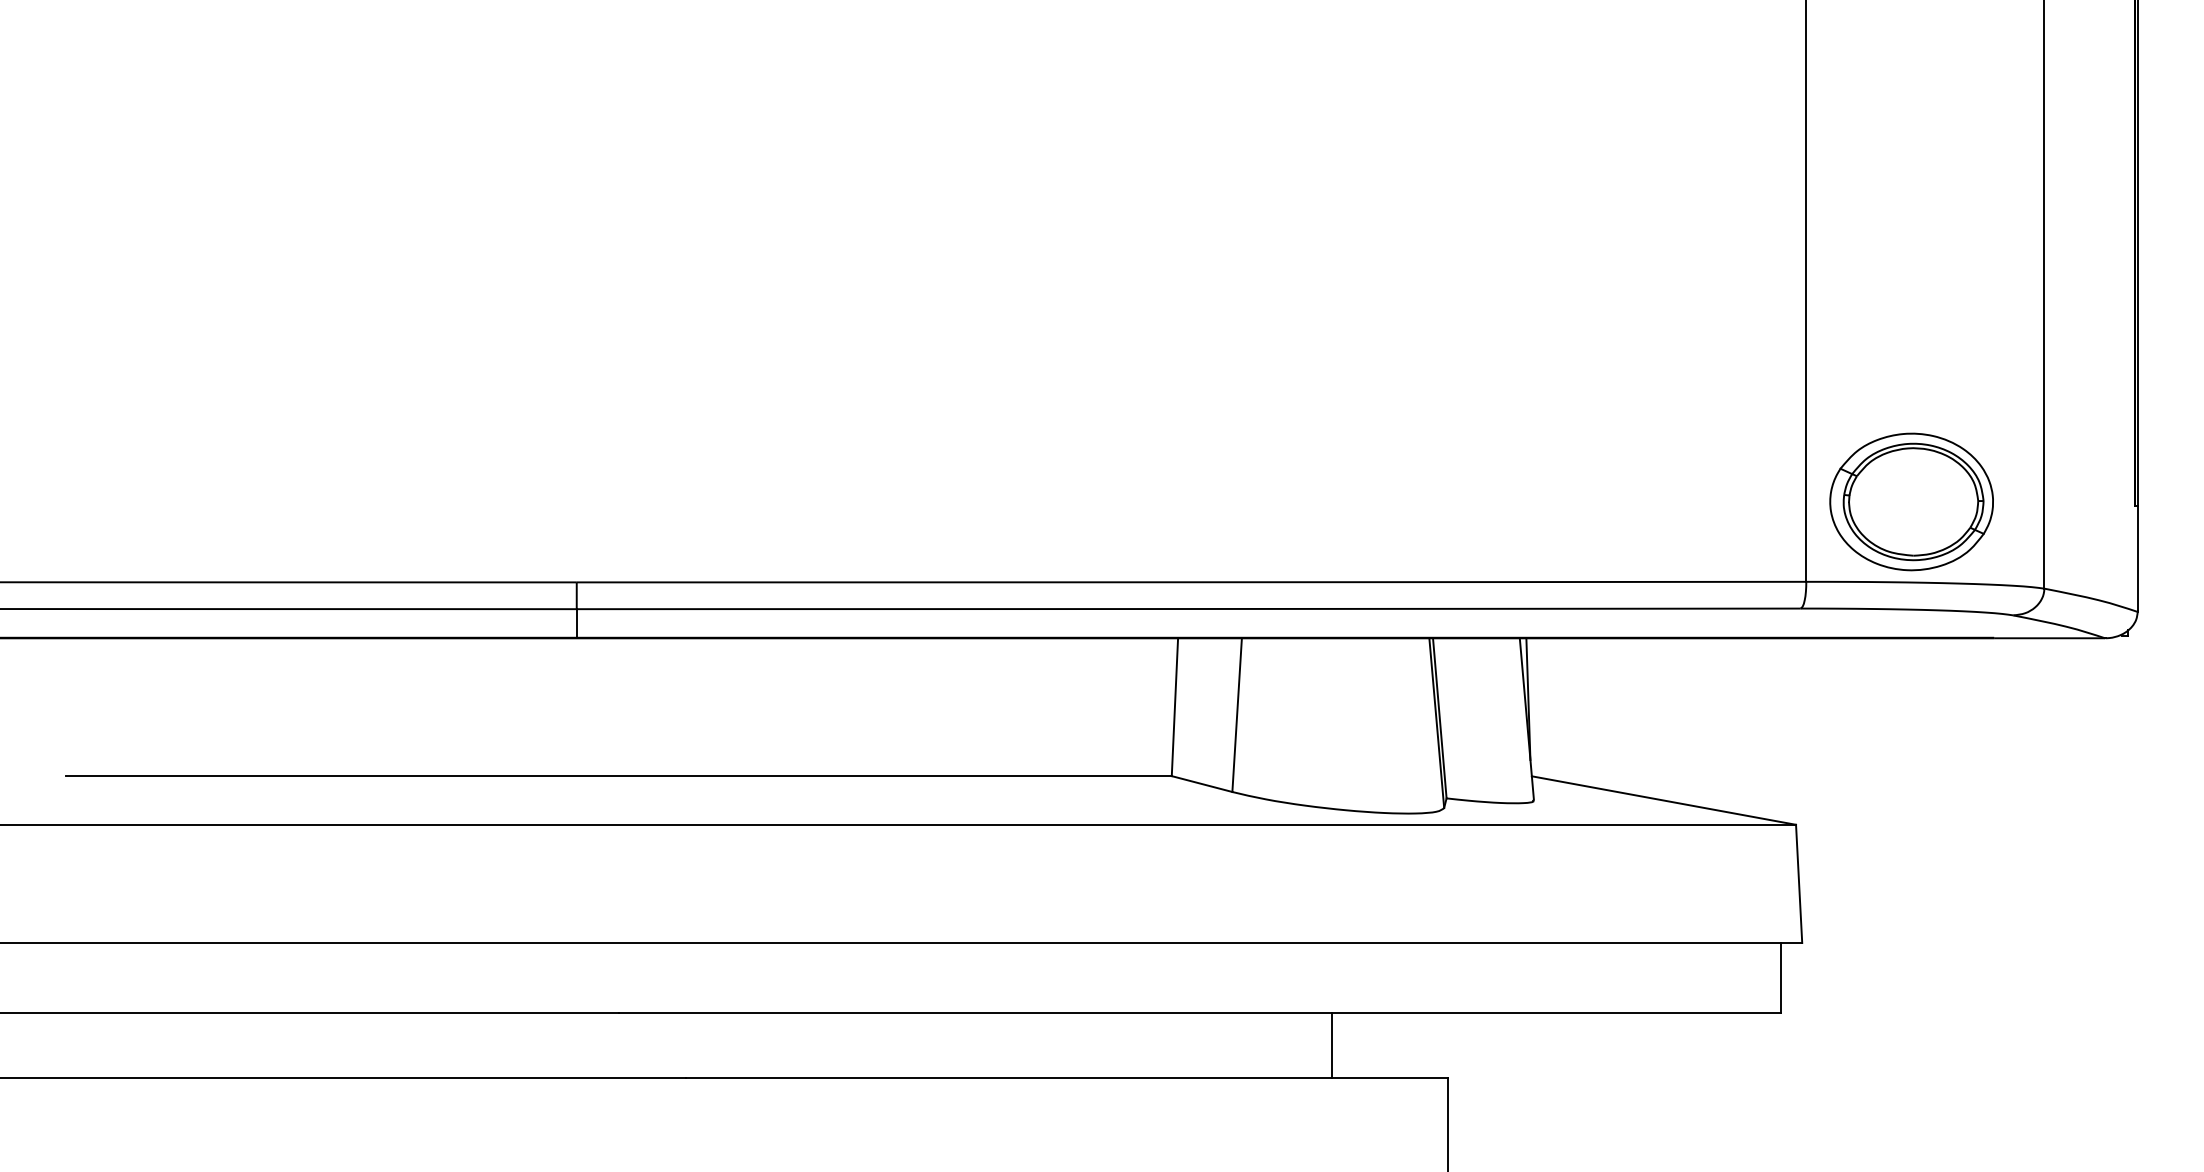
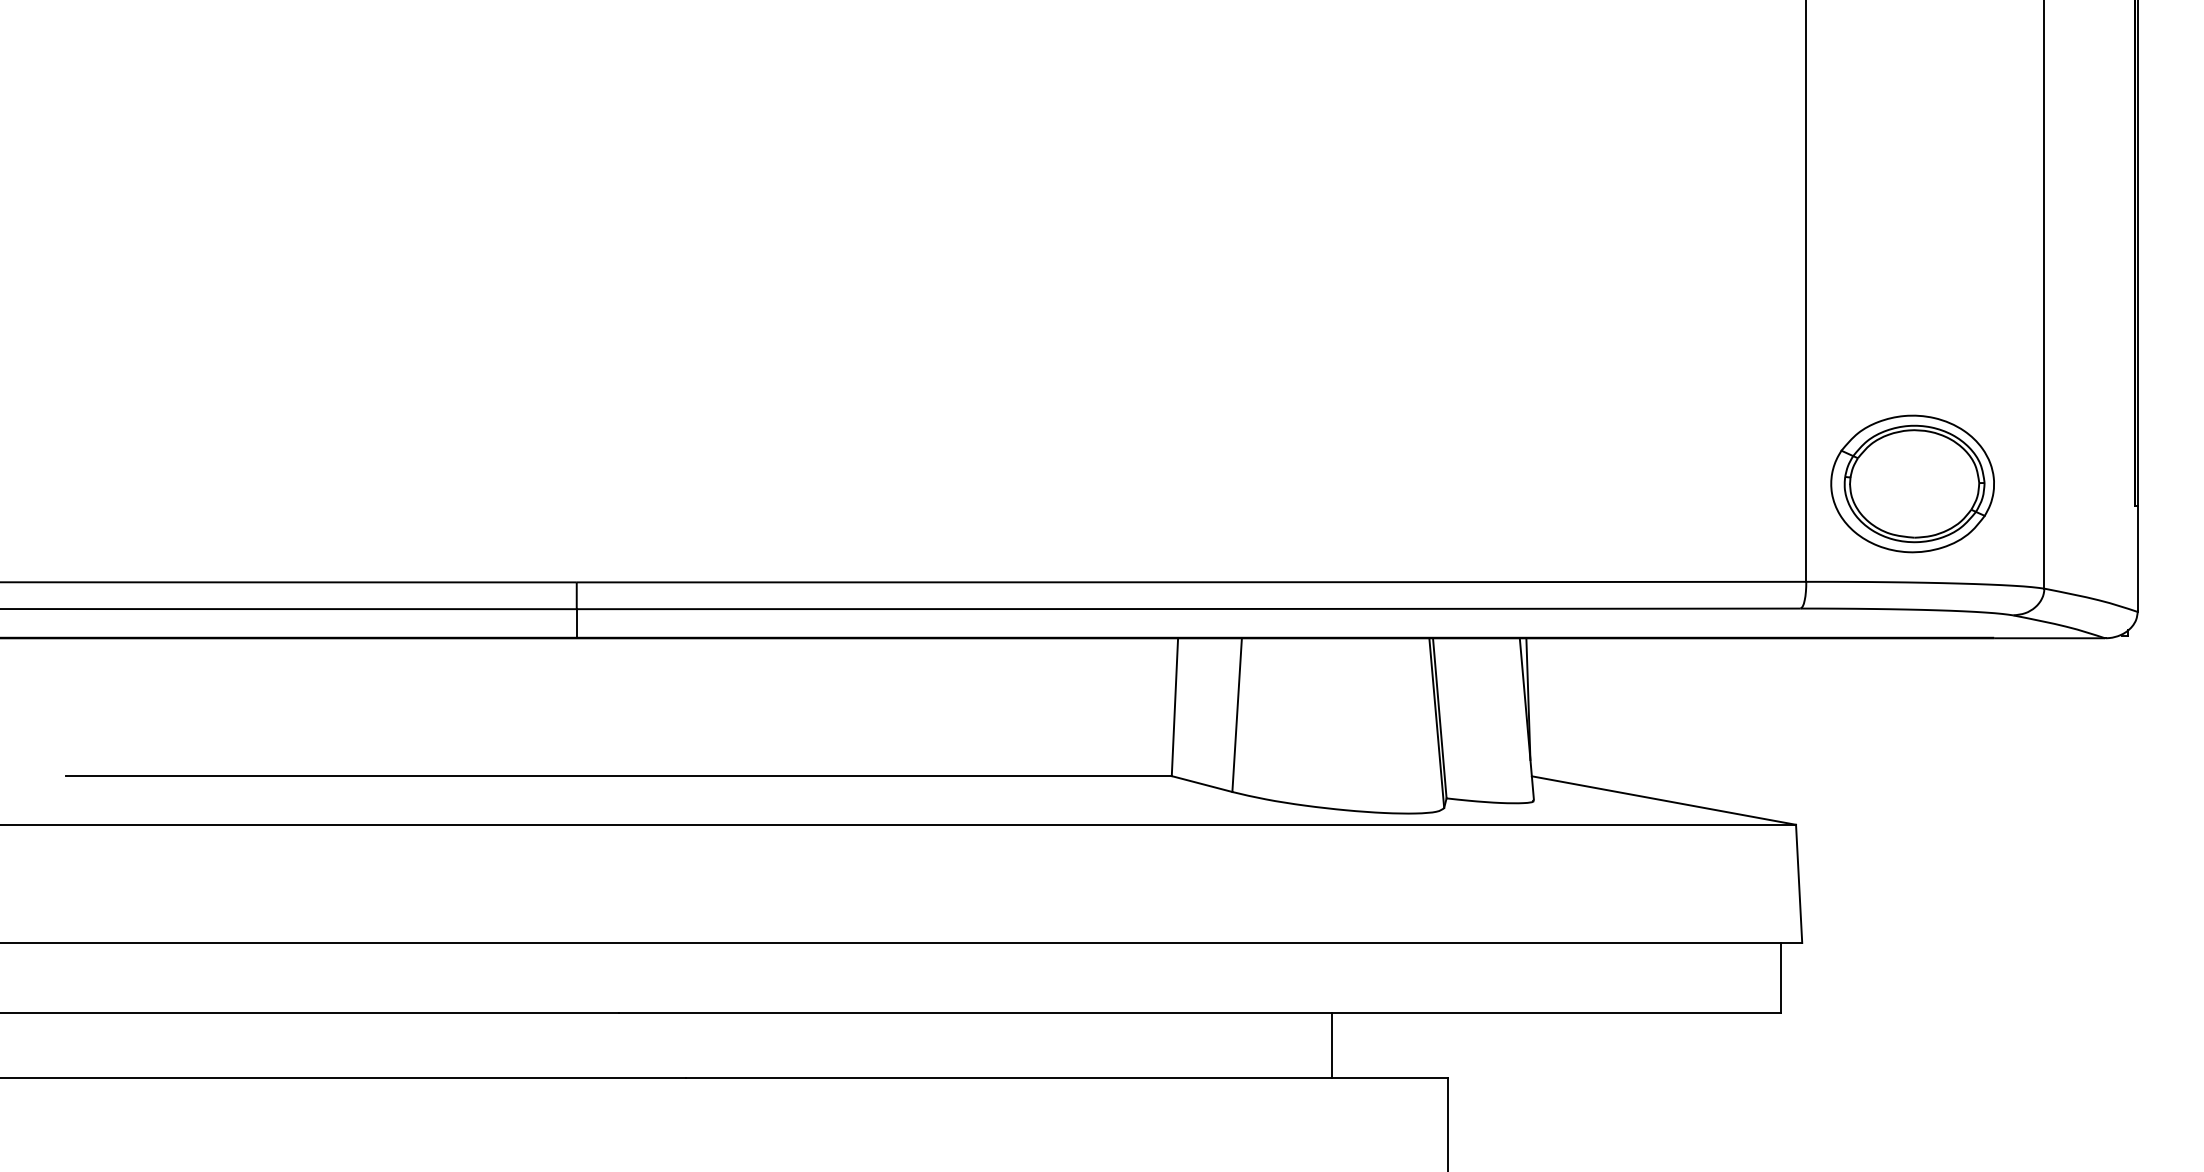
part position: (1911, 501) -> (1912, 483) (1912, 483)
